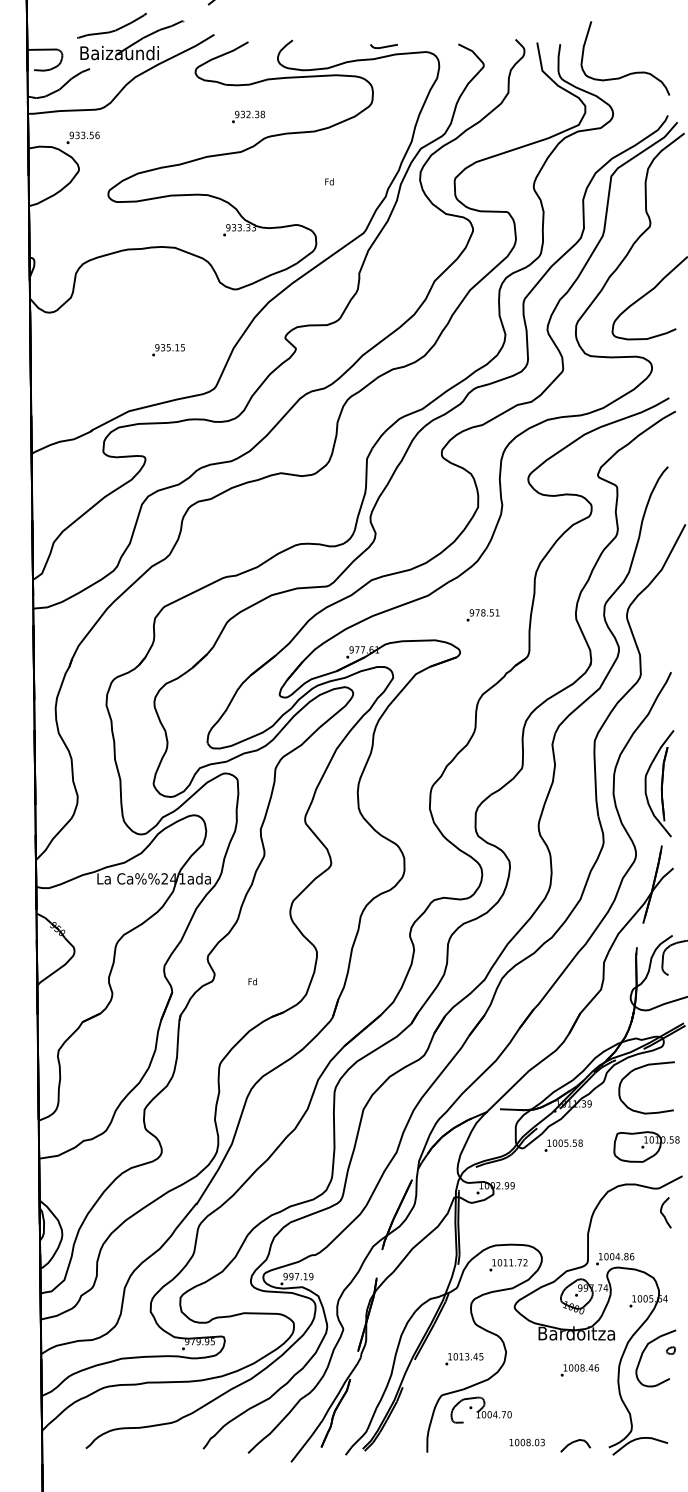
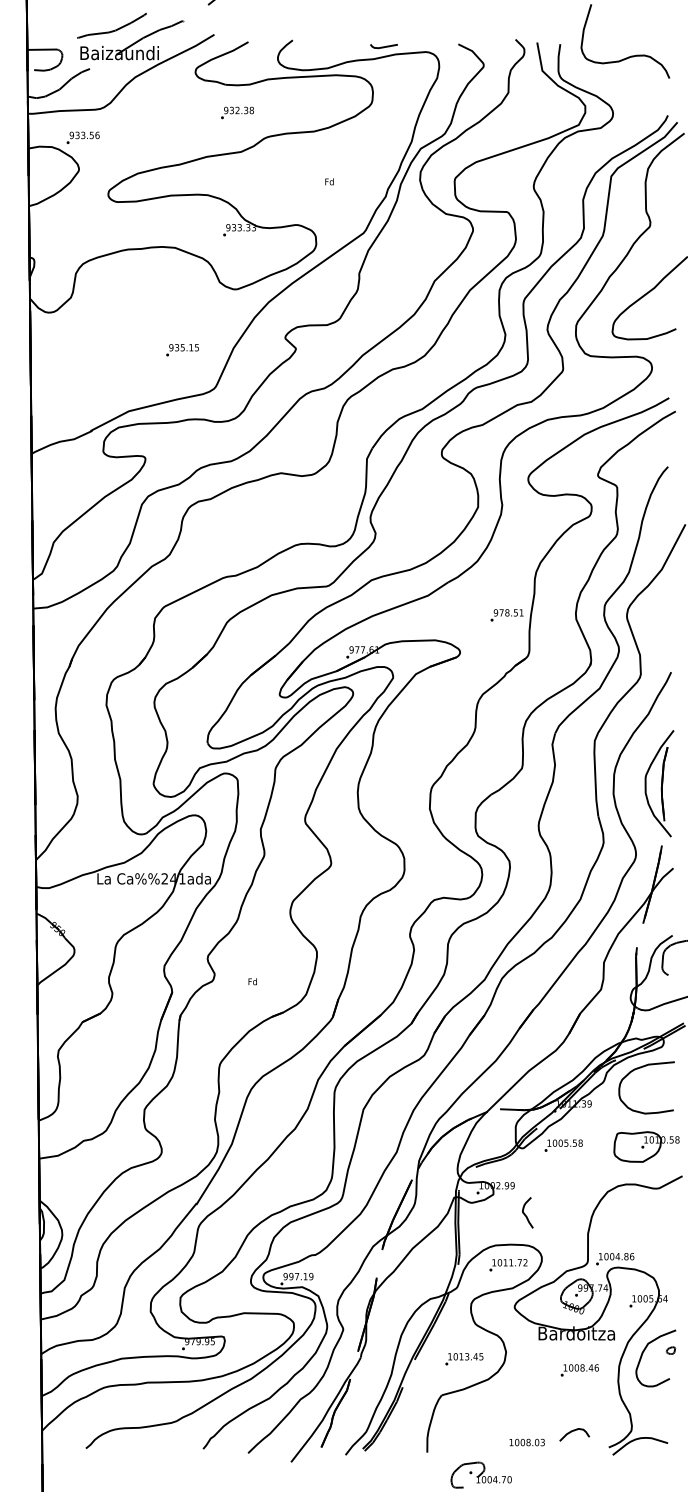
curve position: (631, 72) -> (631, 55) (631, 55)
text position: (248, 116) -> (237, 112) (237, 112)
text position: (168, 350) -> (182, 350) (182, 350)
text position: (482, 615) -> (506, 615) (506, 615)
curve position: (663, 1213) -> (525, 1213) (525, 1213)
part position: (480, 1409) -> (480, 1474) (480, 1474)
curve position: (575, 1442) -> (574, 1431) (574, 1431)
